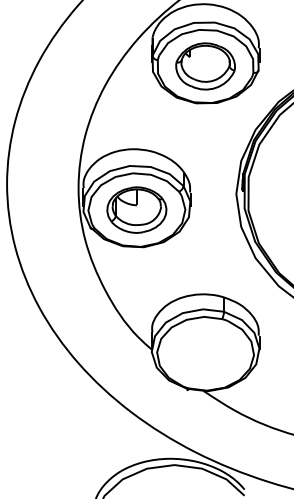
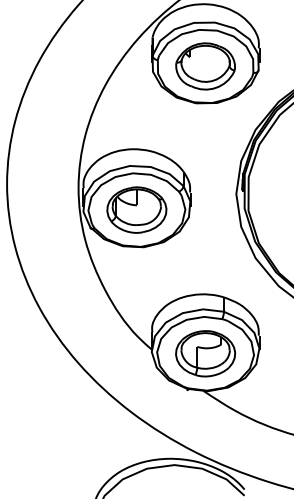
part: none -> present (205, 353)
